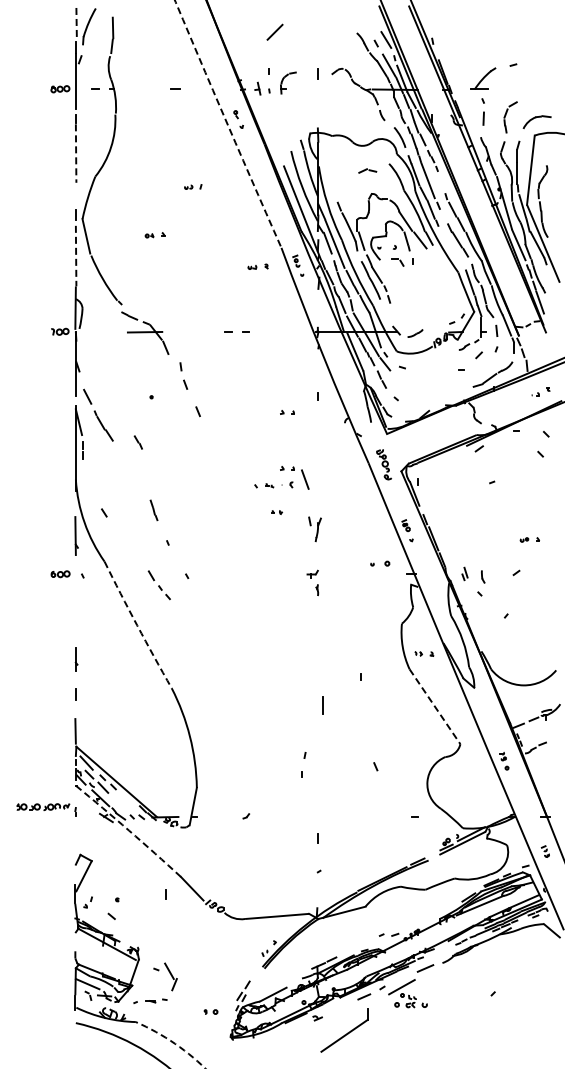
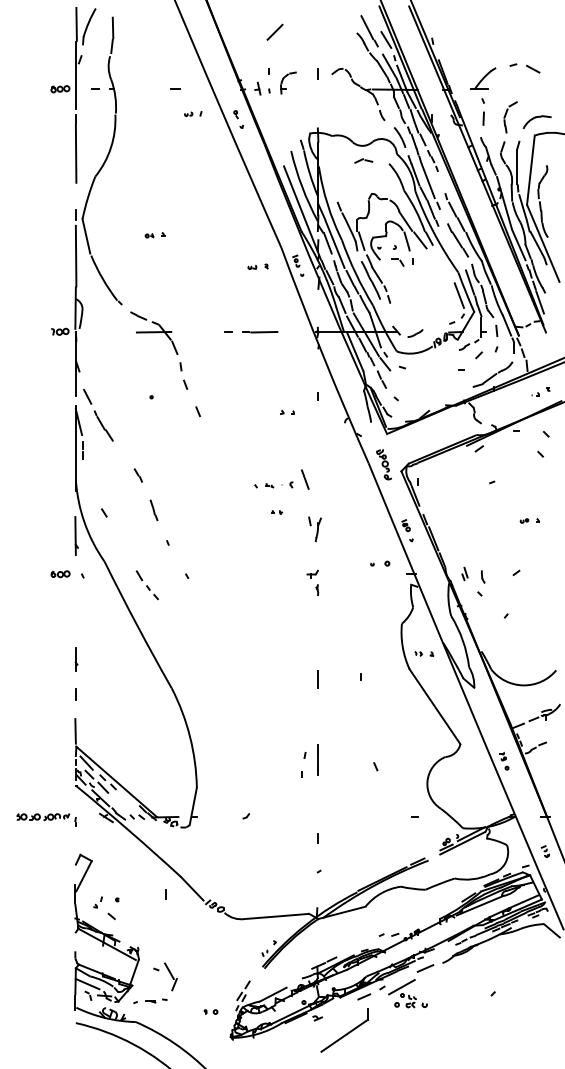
line: dashed -> solid (76, 24)
line: none -> present (367, 27)
line: none -> present (533, 68)
arc: dashed -> solid (227, 124)
line: dashed -> solid (76, 154)
part position: (367, 170) -> (363, 160) (363, 160)
part position: (193, 186) -> (193, 113) (193, 113)
line: dashed -> solid (76, 256)
line: none -> present (458, 295)
line: none -> present (264, 331)
part position: (145, 332) -> (154, 332) (154, 332)
line position: (137, 442) -> (137, 475) (137, 475)
part: present -> none (287, 468)
part position: (529, 539) -> (529, 520) (529, 520)
part position: (158, 585) -> (146, 585) (146, 585)
arc: dashed -> solid (137, 625)
line position: (322, 705) -> (317, 679) (317, 679)
line: dashed -> solid (435, 707)
line: none -> present (317, 759)
part position: (46, 809) -> (46, 819) (46, 819)
arc: dashed -> solid (129, 830)
part position: (87, 902) -> (97, 902) (97, 902)
arc: dashed -> solid (172, 1042)
